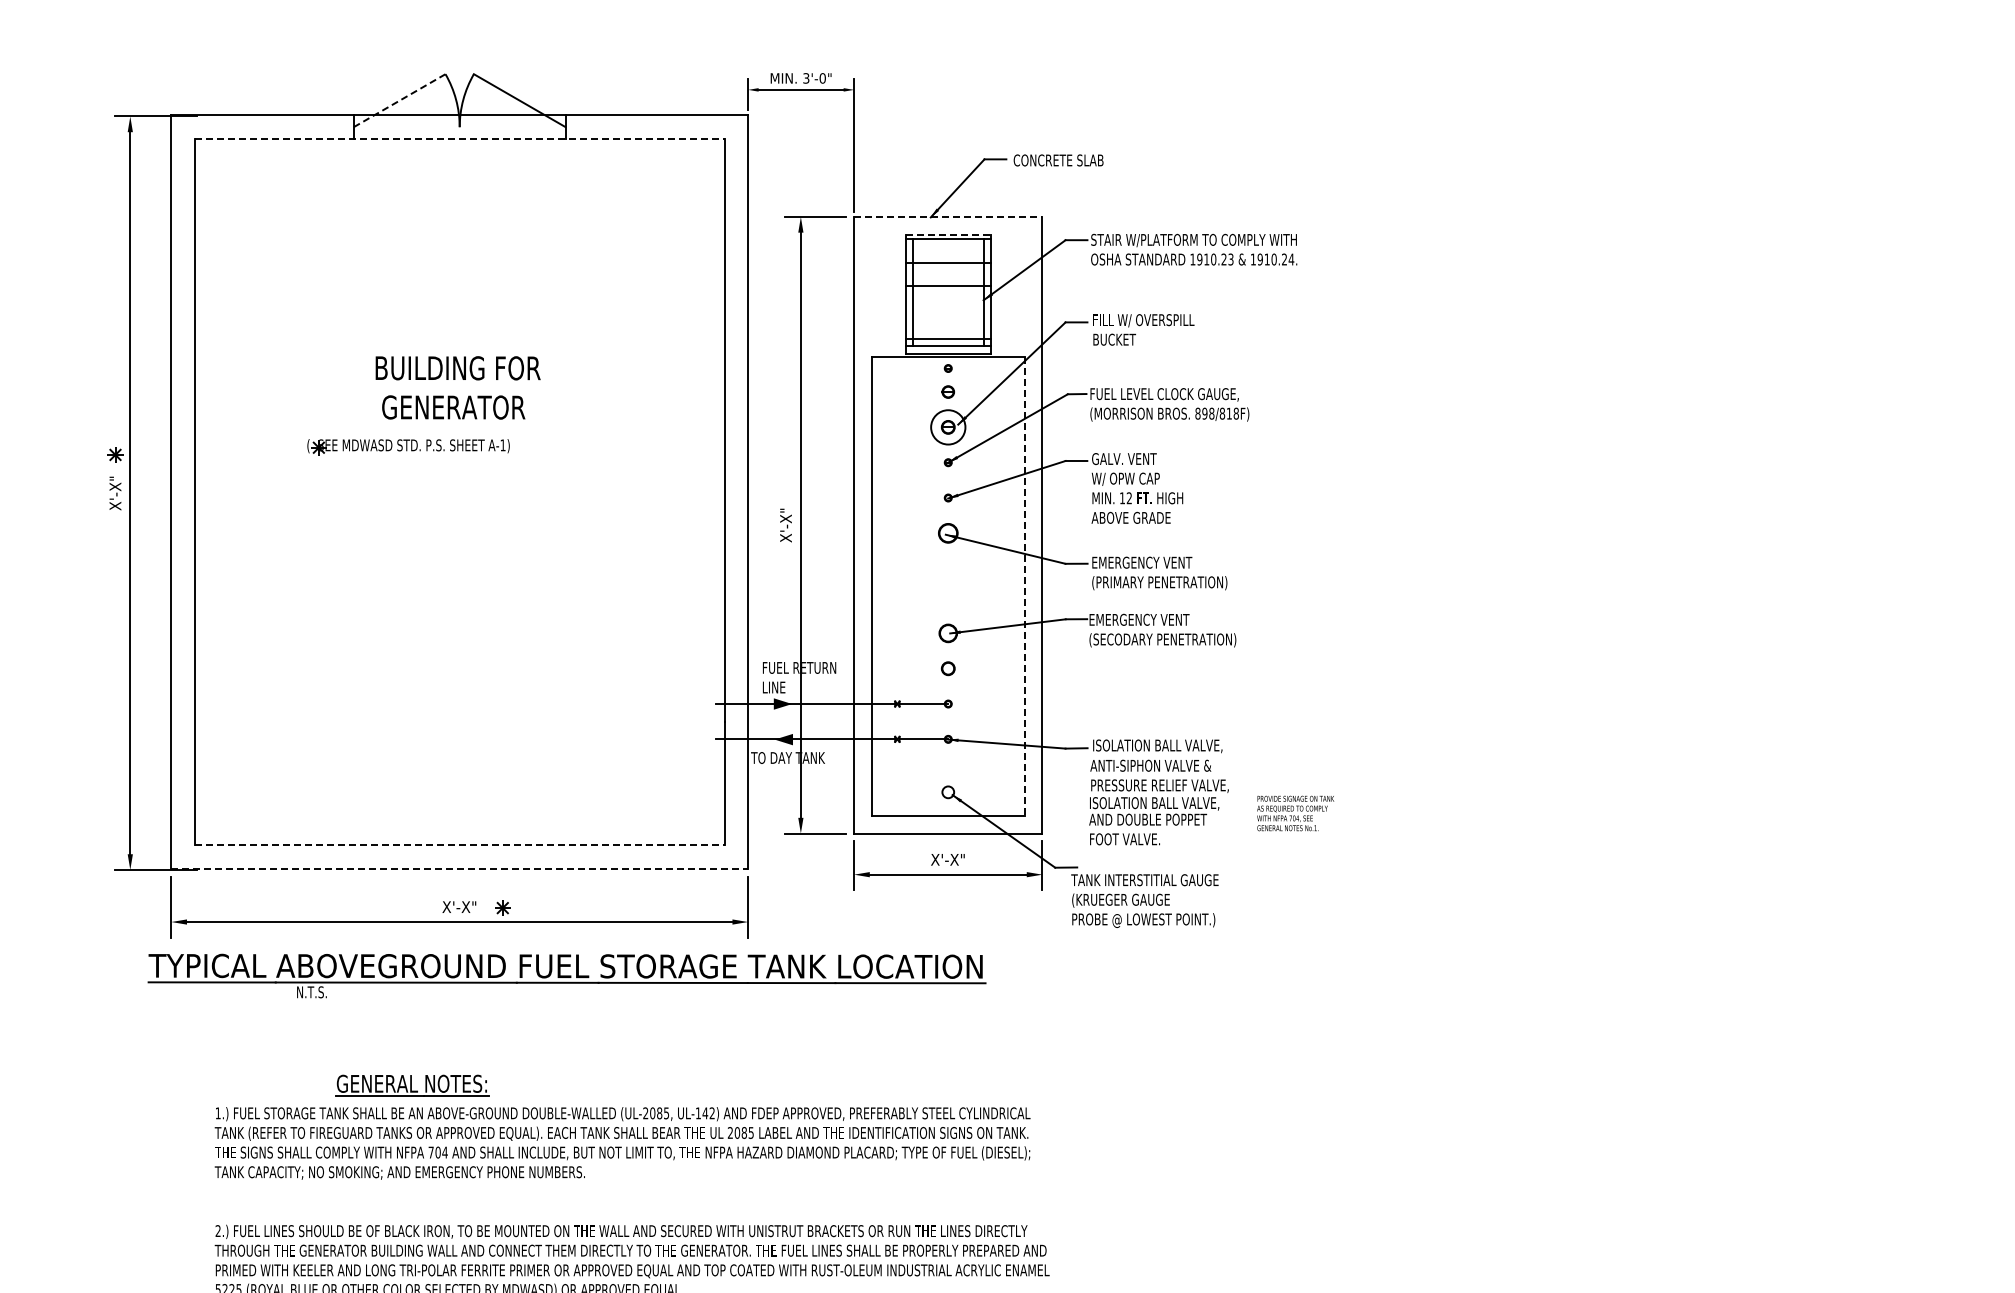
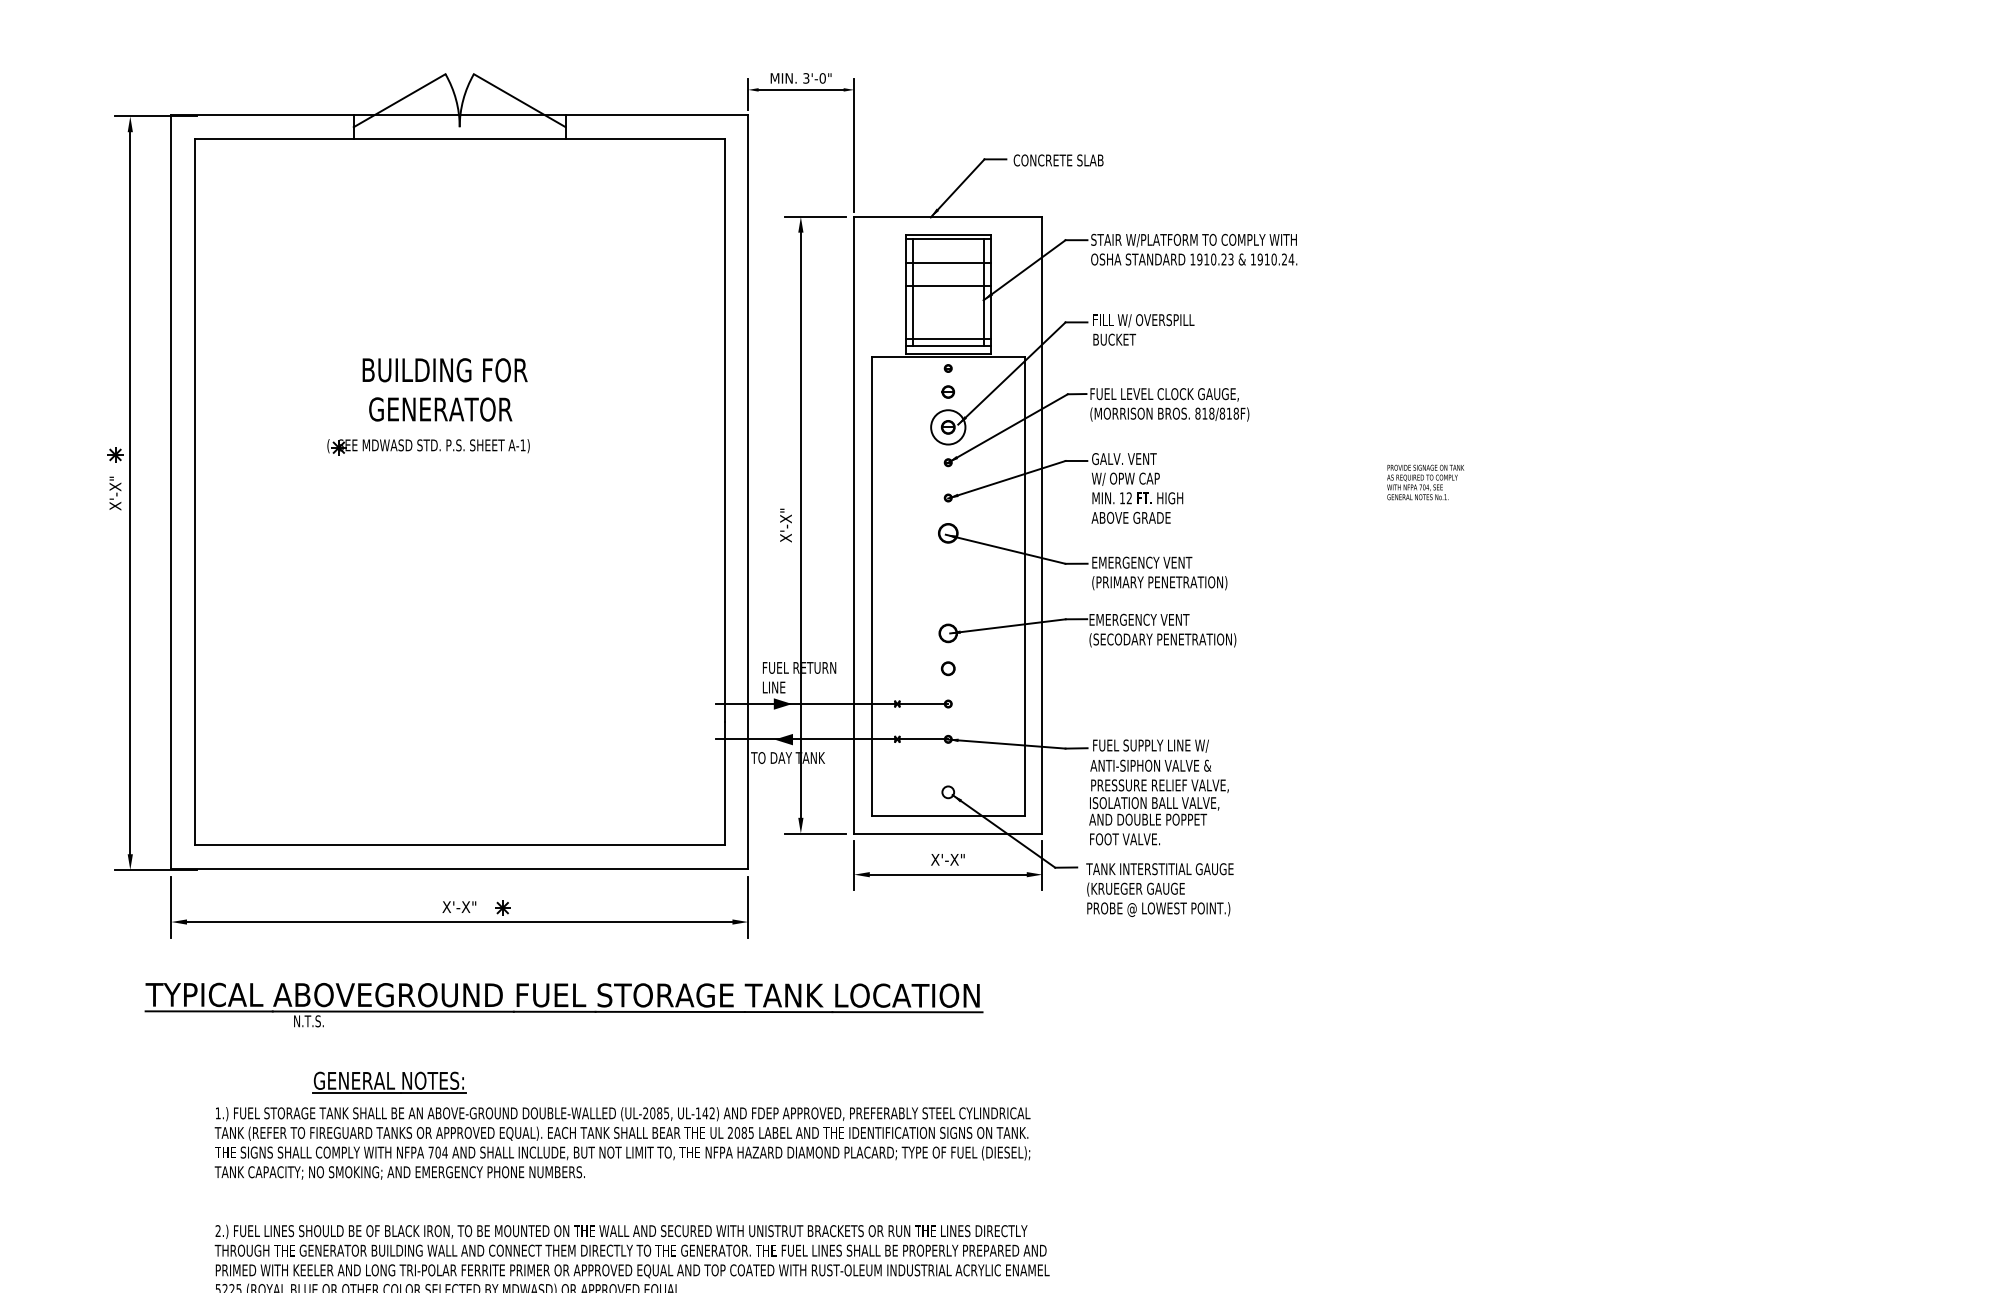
line: dashed -> solid (399, 100)
line: dashed -> solid (459, 138)
line: dashed -> solid (948, 216)
line: dashed -> solid (948, 234)
text position: (457, 387) -> (444, 389) (444, 389)
text: 898/818F) -> 818/818F) (1204, 413)
part position: (408, 447) -> (428, 447) (428, 447)
line: dashed -> solid (1024, 586)
text: ISOLATION BALL VALVE, -> FUEL SUPPLY LINE W/ (1158, 746)
text position: (1295, 813) -> (1425, 482) (1425, 482)
line: dashed -> solid (459, 845)
line: dashed -> solid (460, 868)
text position: (1144, 900) -> (1159, 889) (1159, 889)
part position: (566, 975) -> (563, 1004) (563, 1004)
part position: (412, 1085) -> (389, 1082) (389, 1082)
